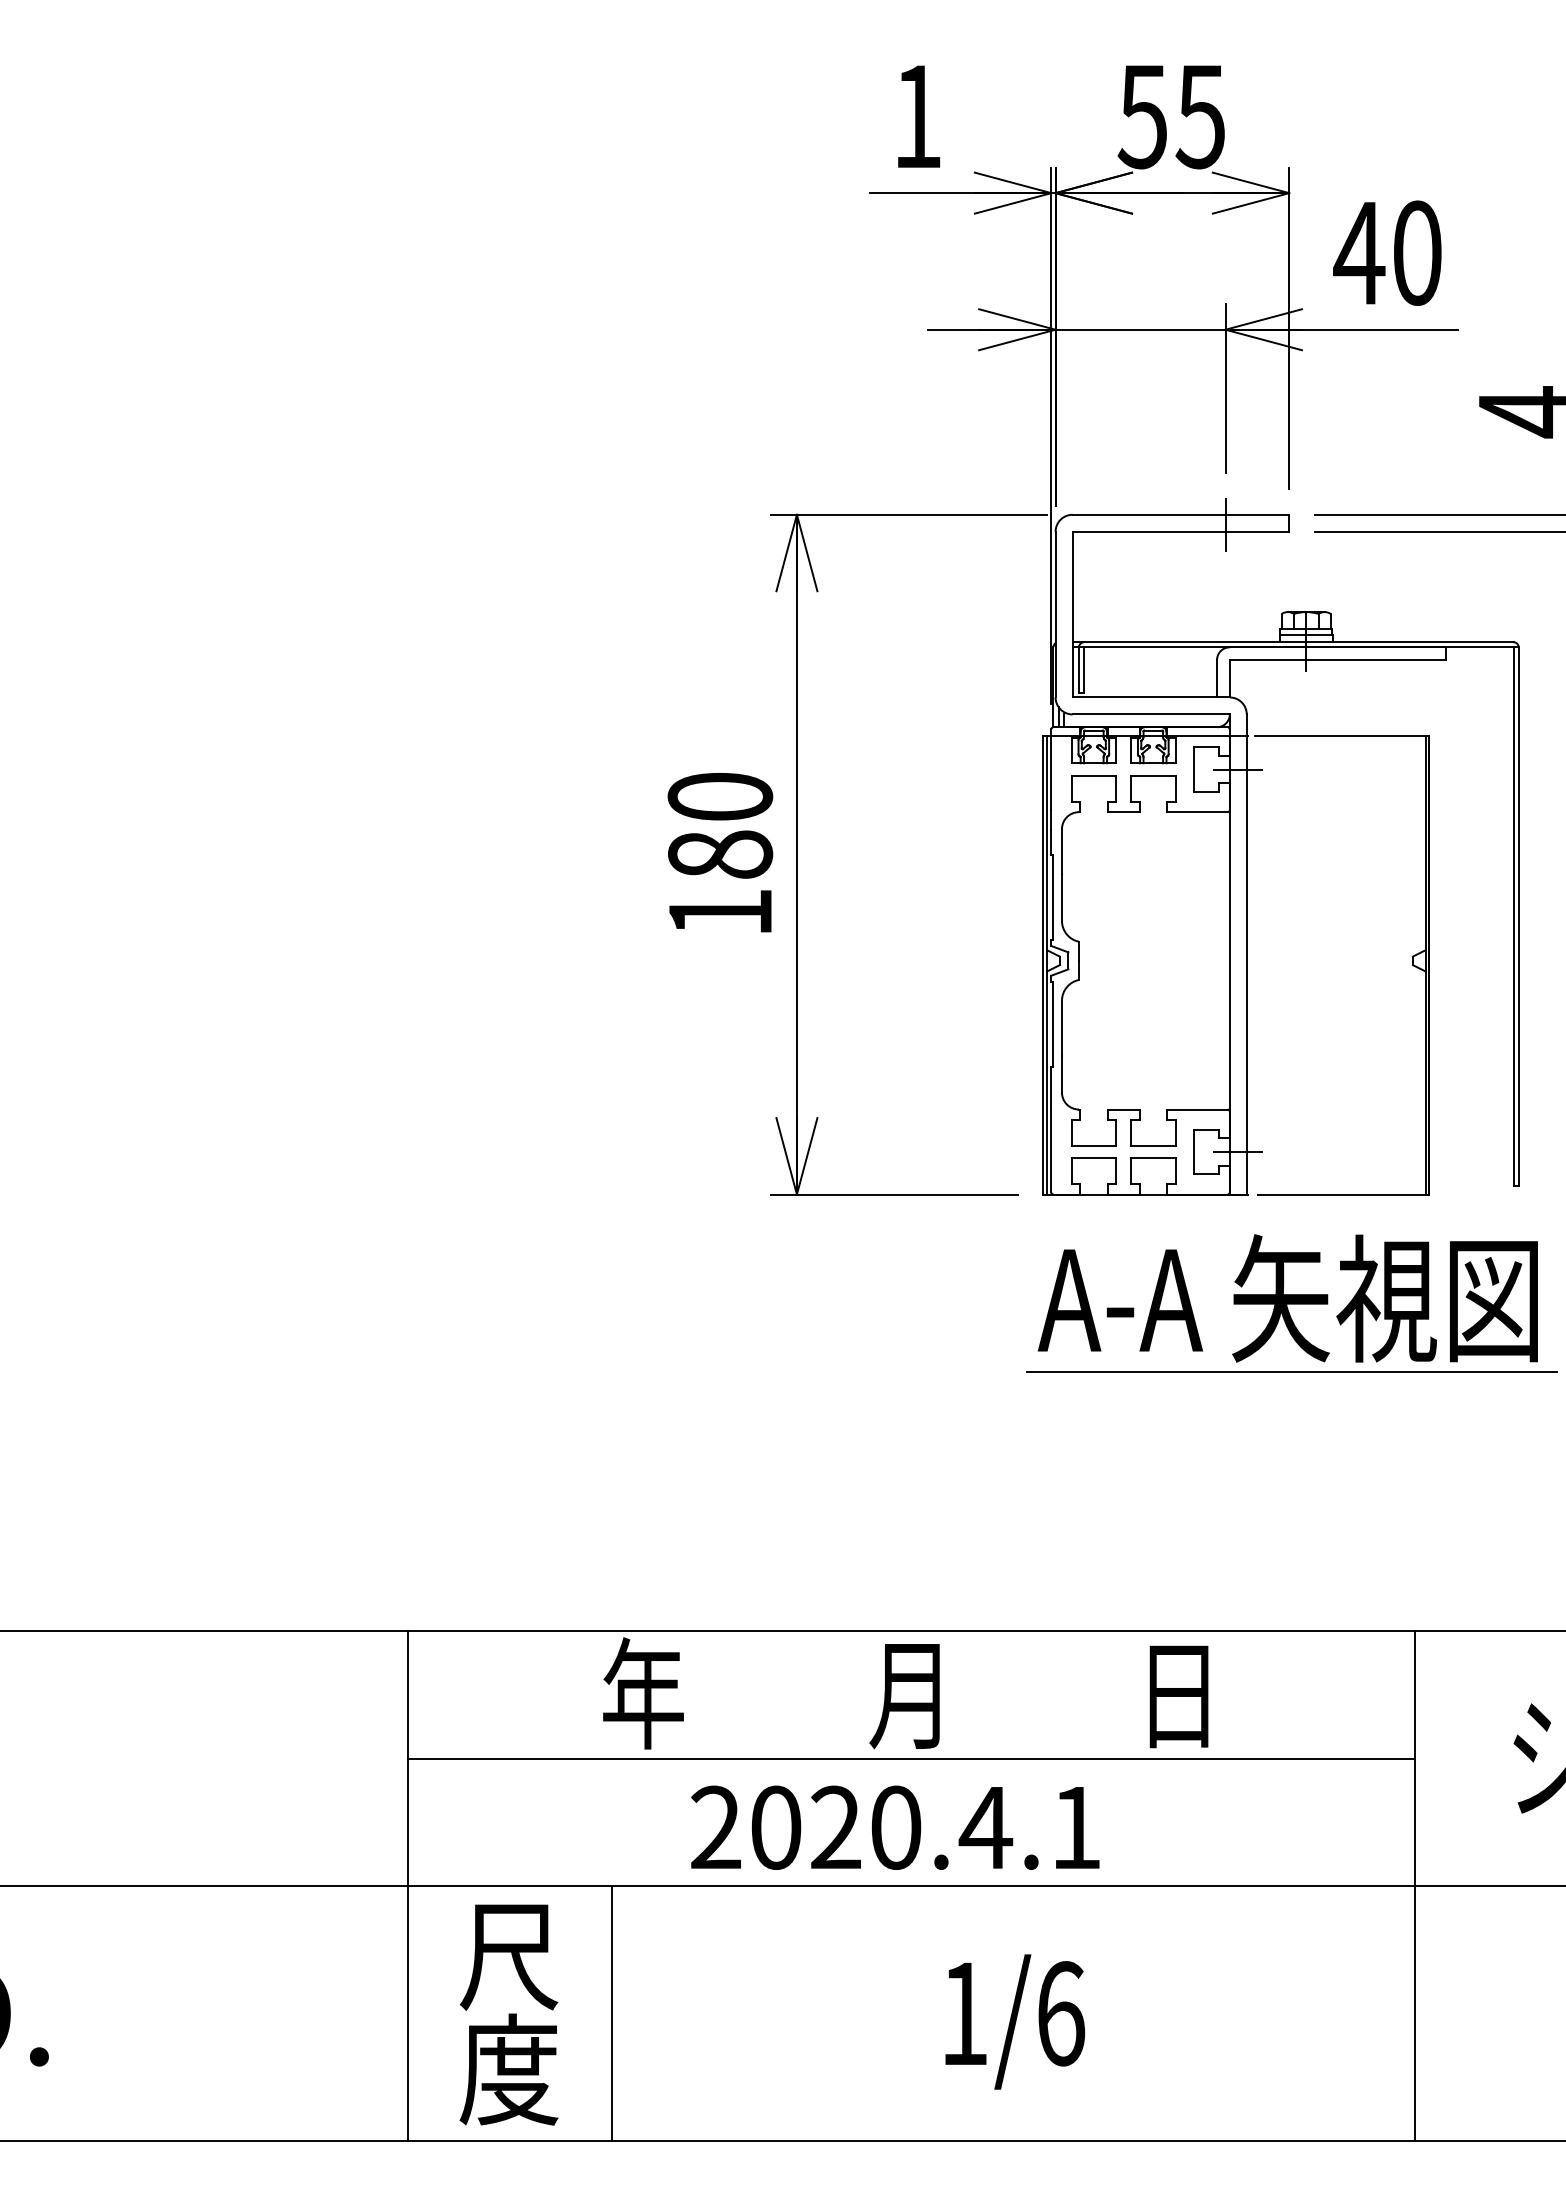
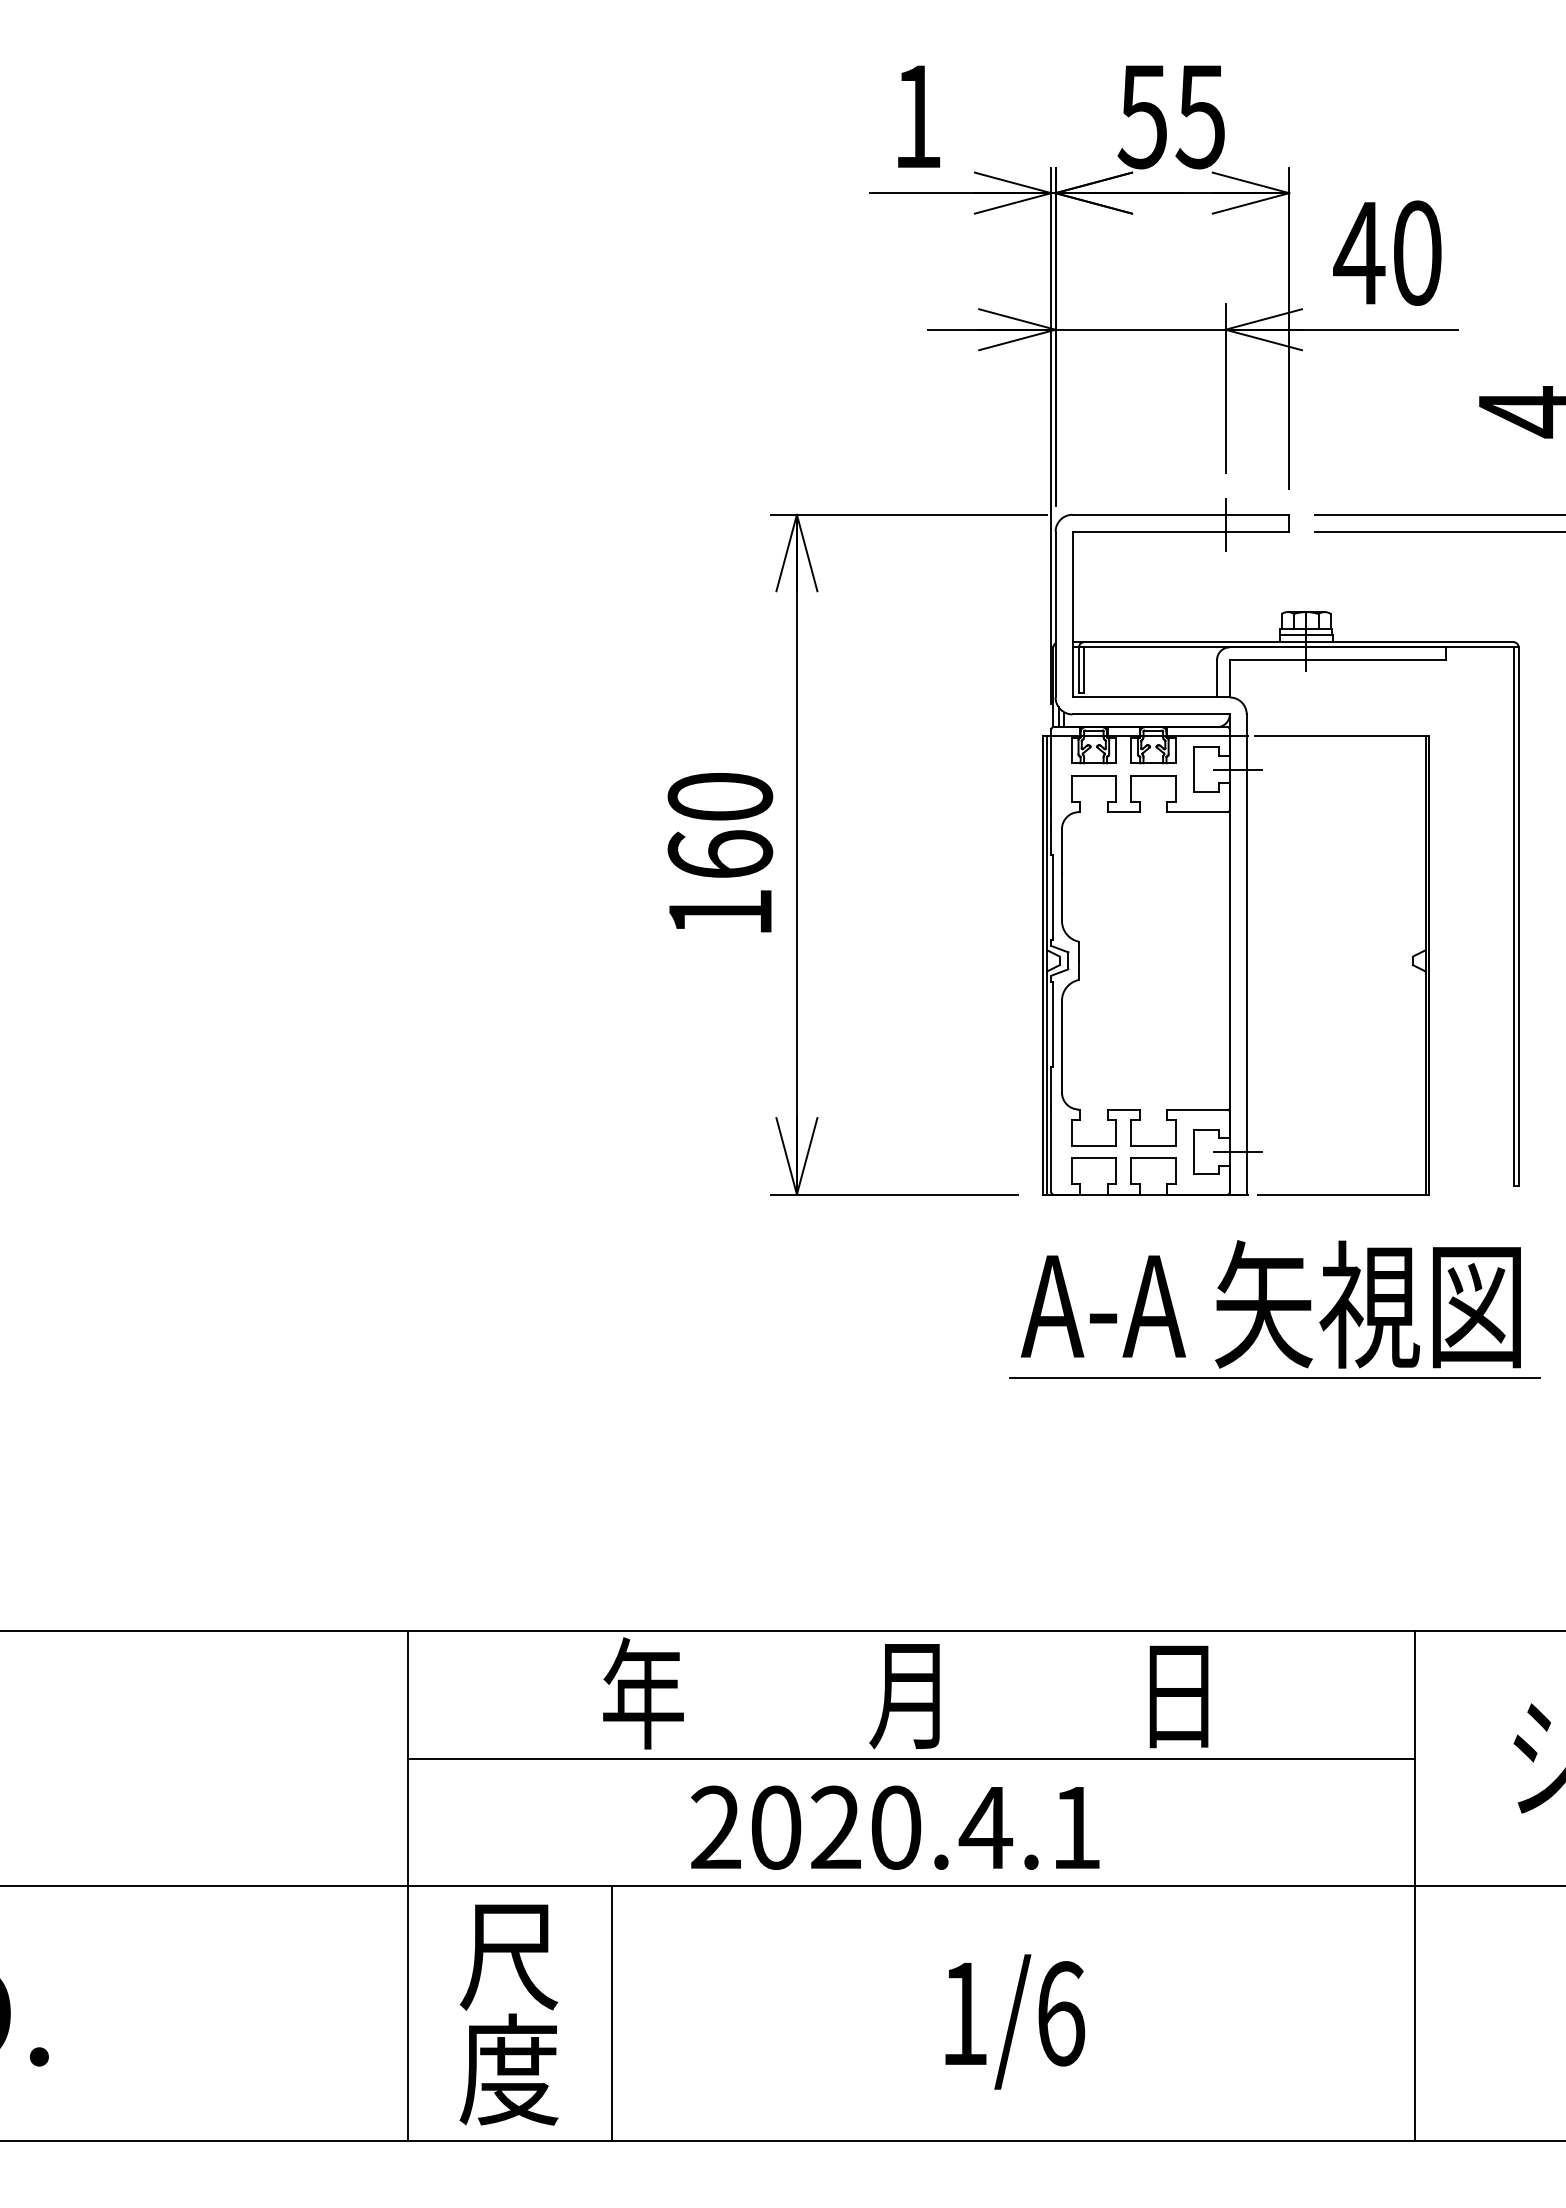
text: 180 -> 160 (720, 854)
part position: (1291, 1303) -> (1274, 1309) (1274, 1309)
